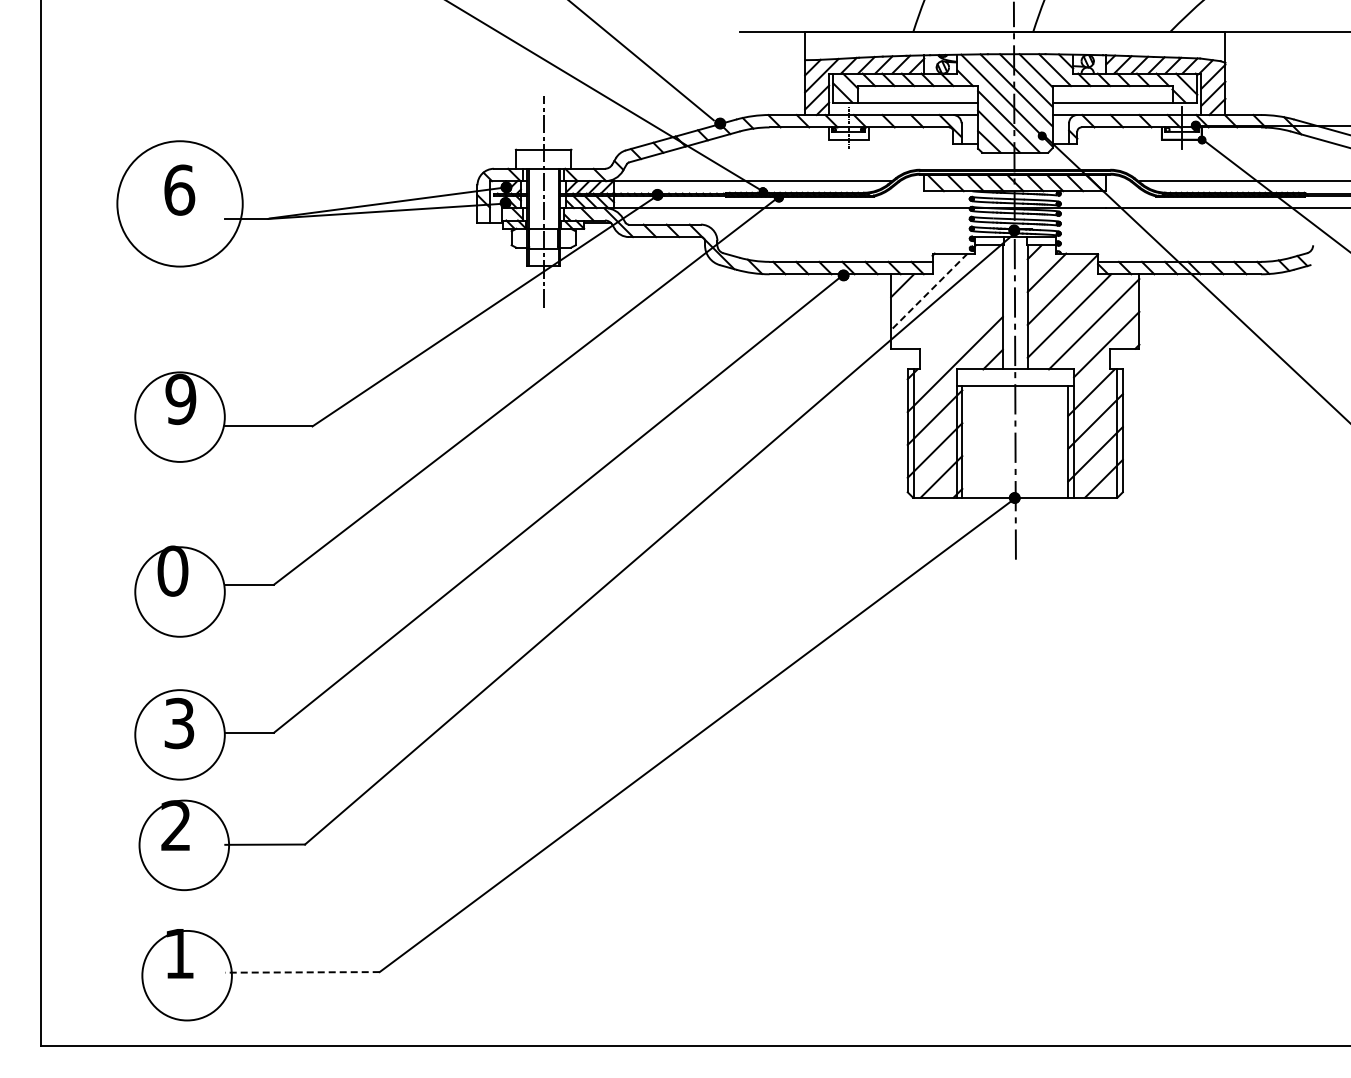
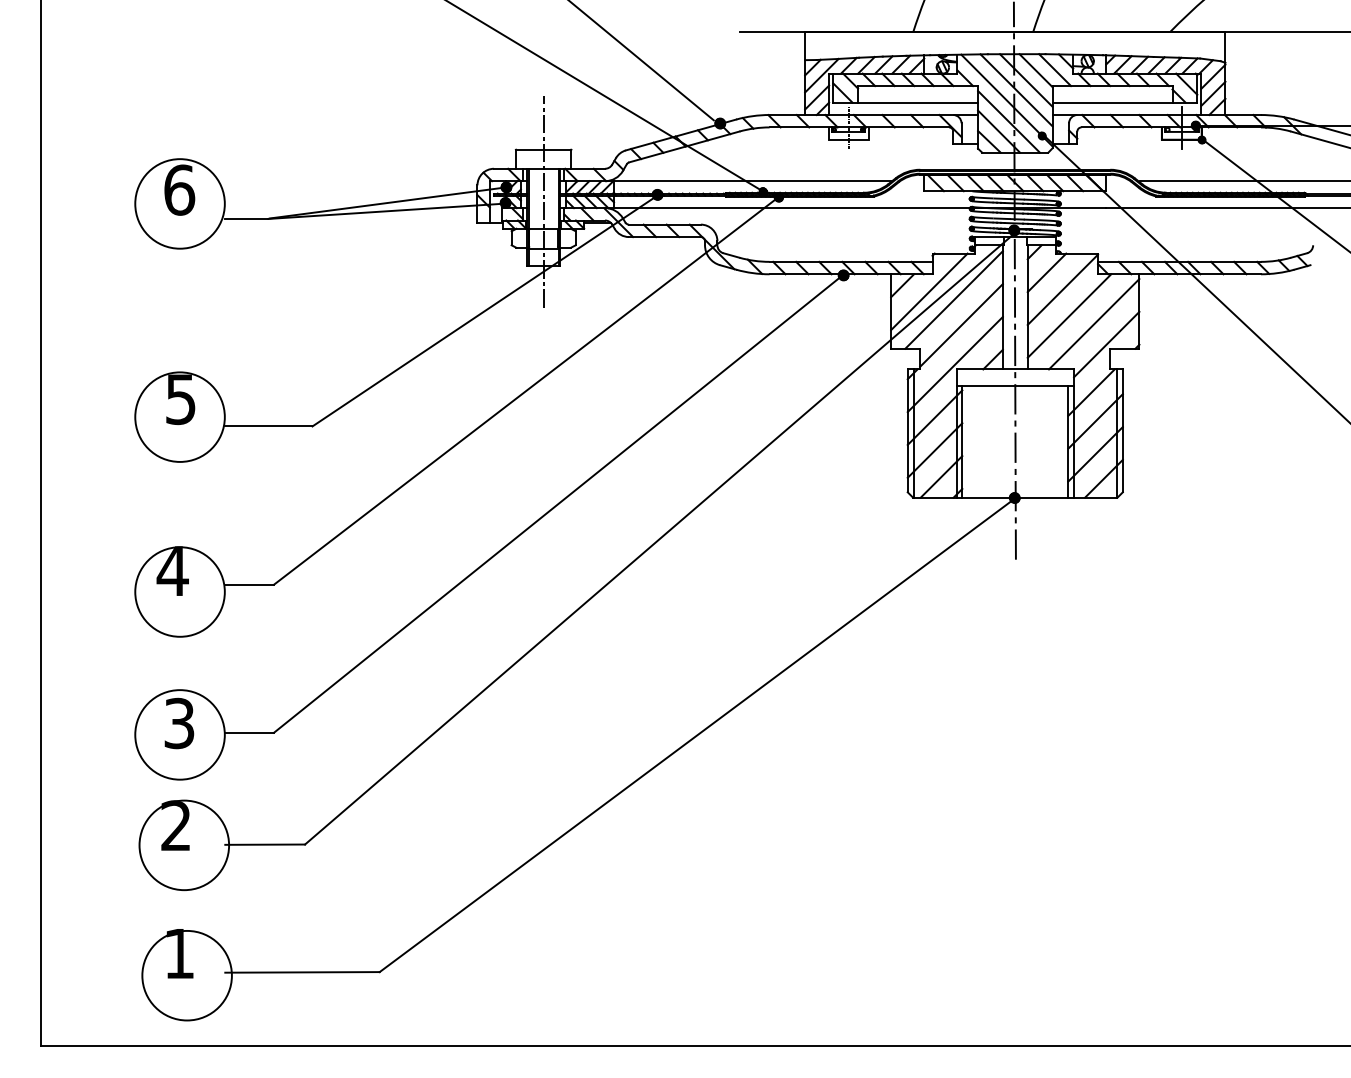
circle diameter: 125 px -> 90 px (179, 203)
line: dashed -> solid (929, 292)
line: none -> present (953, 299)
line: none -> present (961, 325)
text: 9 -> 5 (180, 398)
text: 0 -> 4 (172, 570)
line: dashed -> solid (302, 972)
